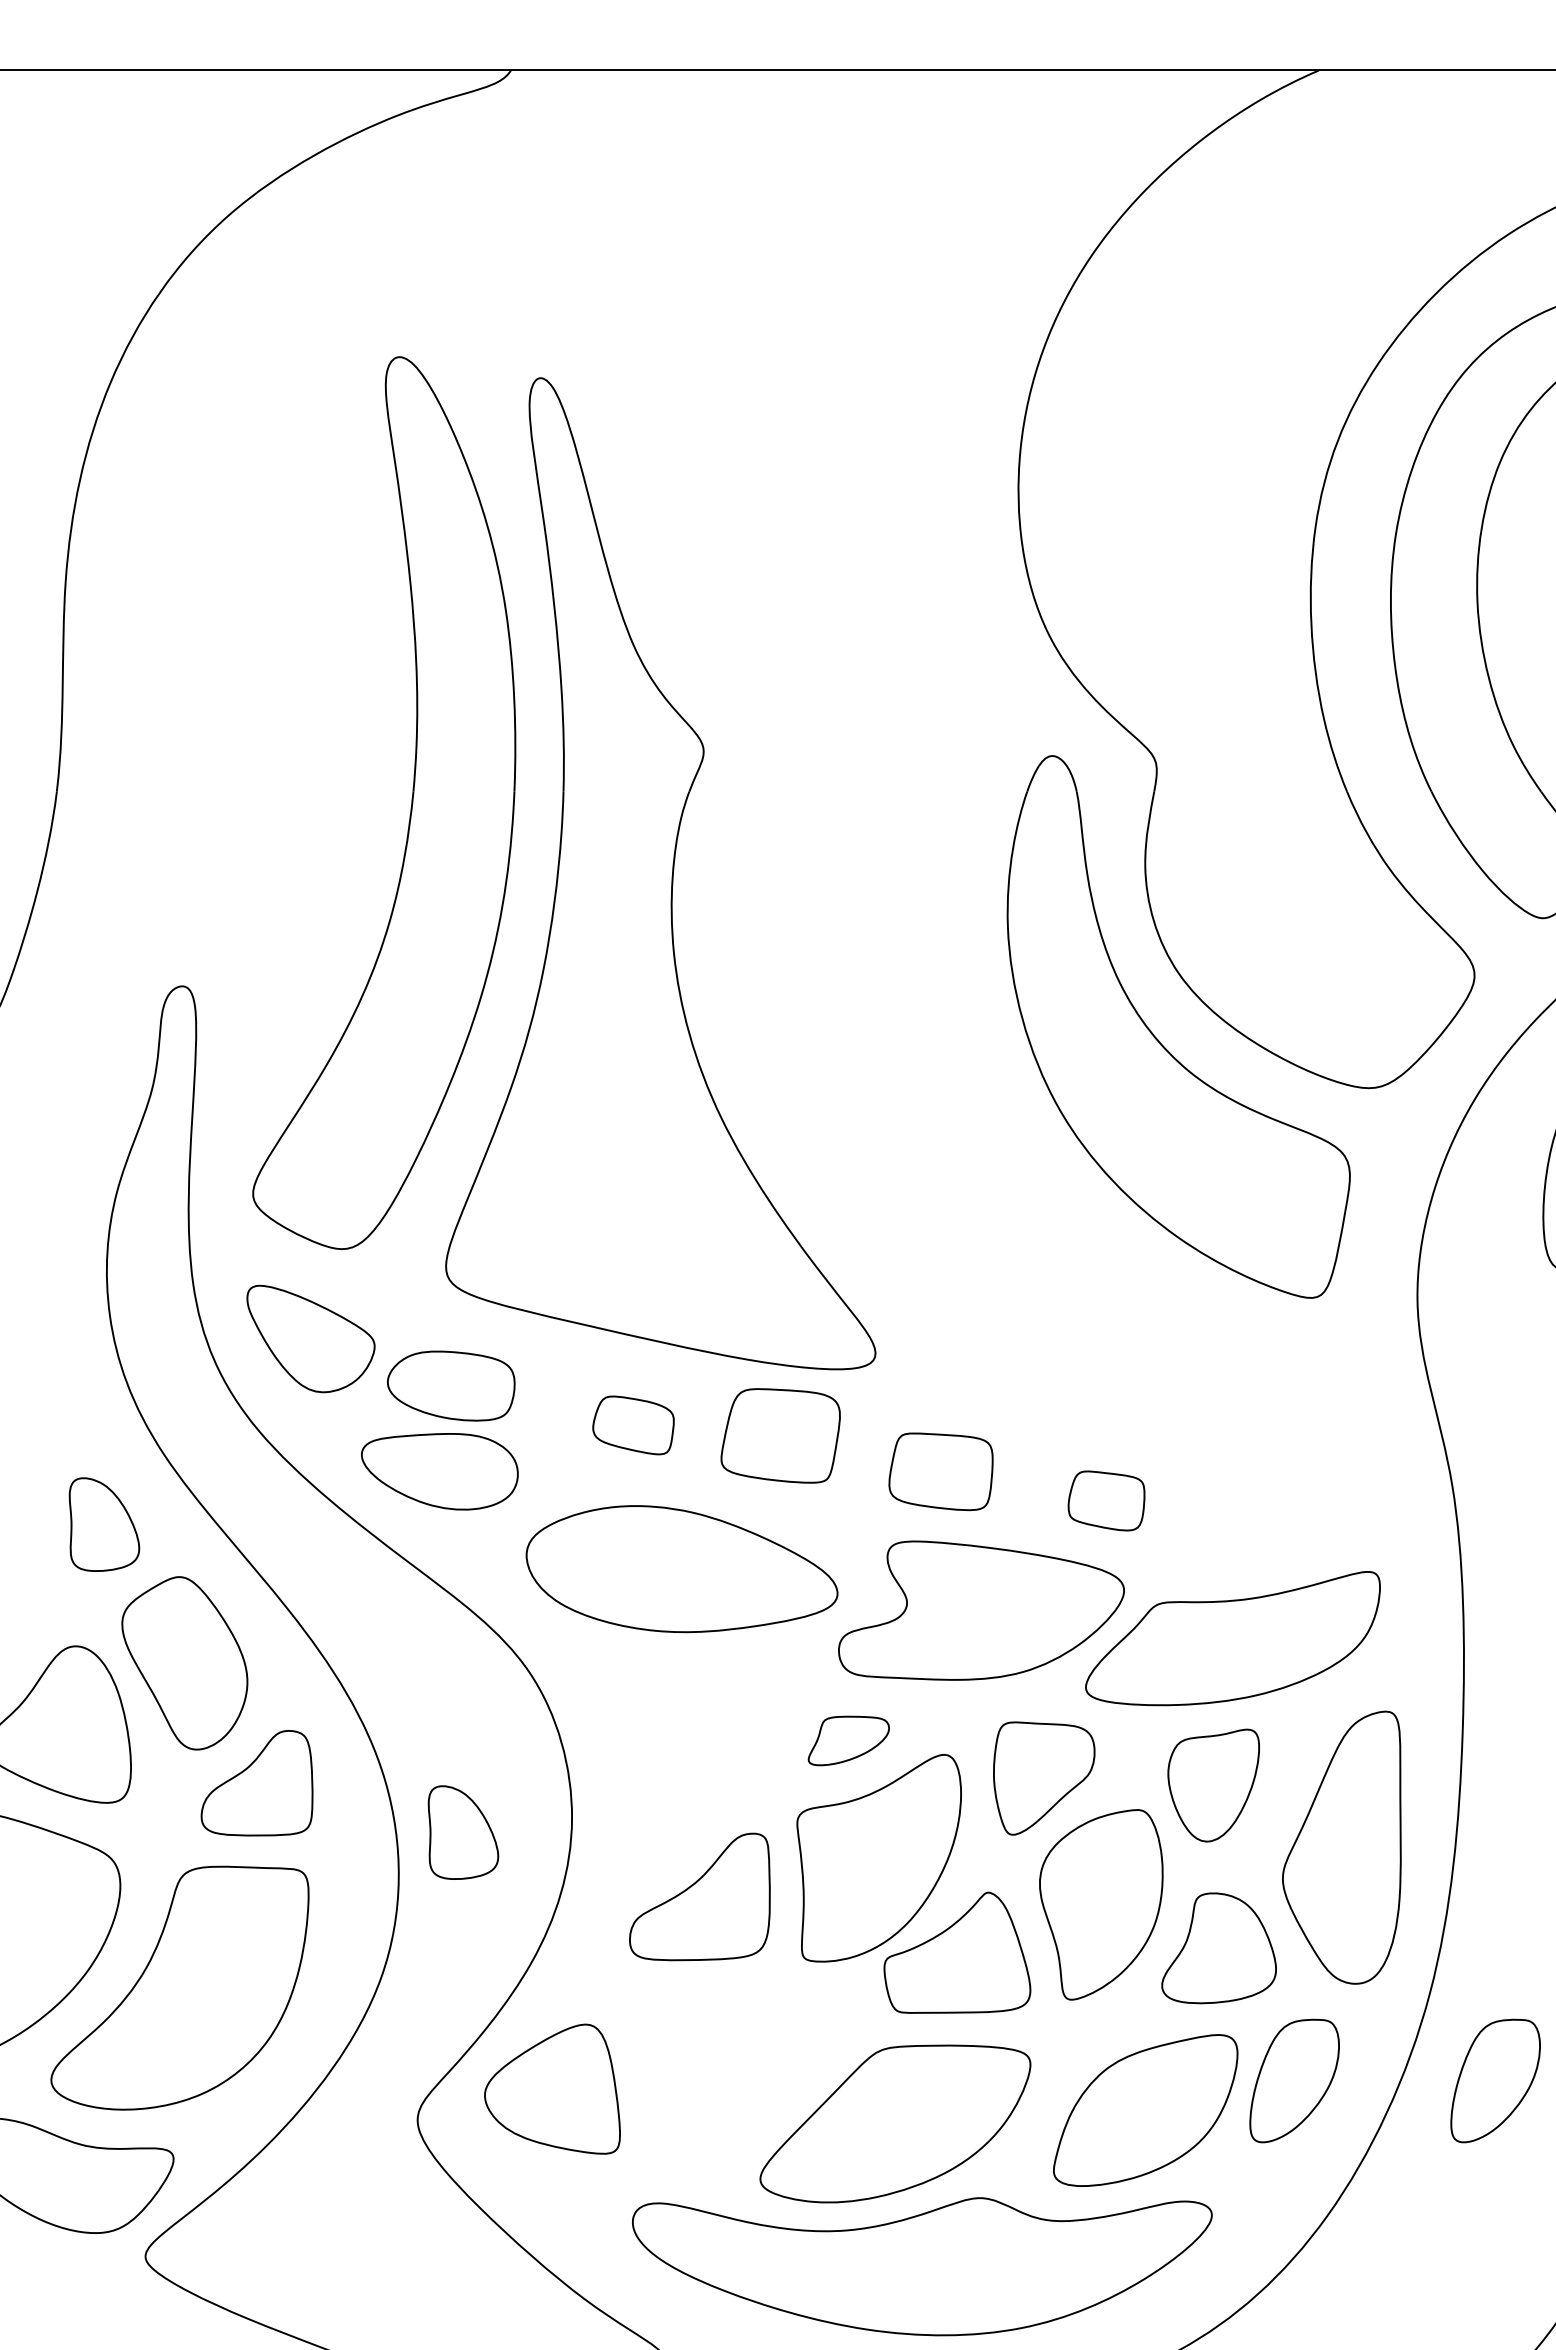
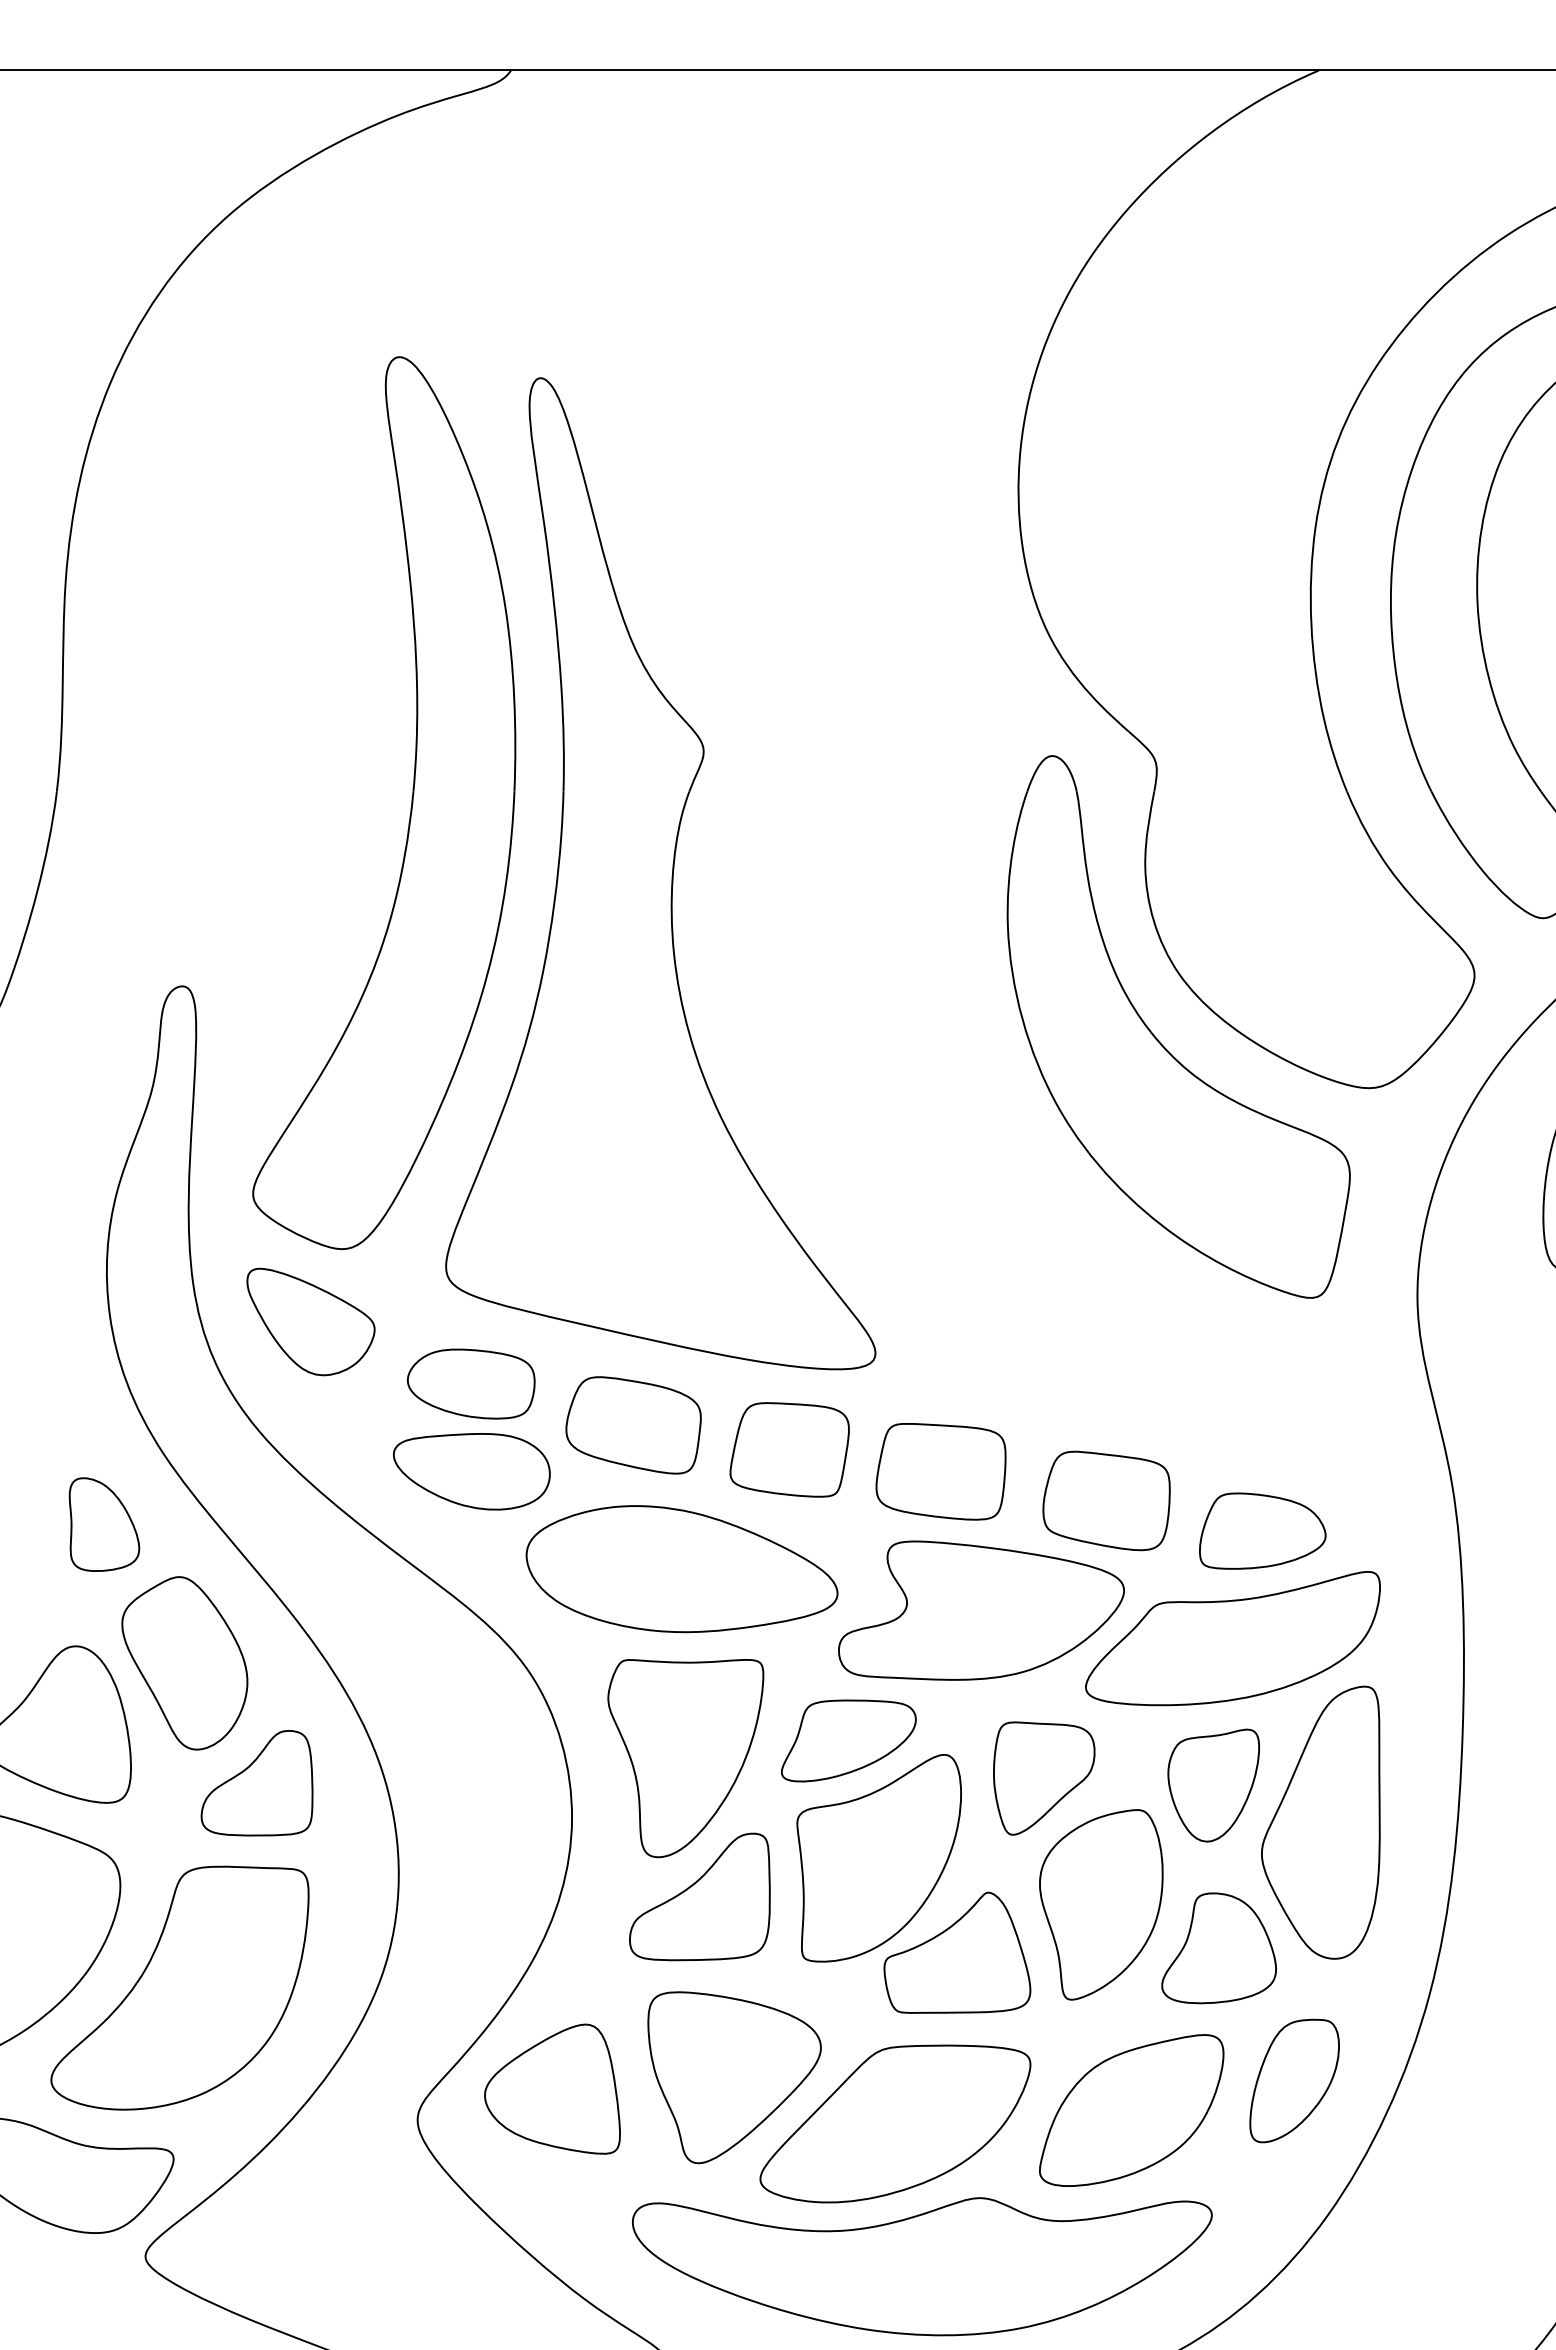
part position: (310, 1338) -> (310, 1321) (310, 1321)
part position: (451, 1385) -> (471, 1383) (471, 1383)
part size: 83x61 px -> 137x99 px (633, 1425)
part position: (780, 1435) -> (789, 1449) (789, 1449)
part position: (439, 1471) -> (471, 1471) (471, 1471)
part size: 106x80 px -> 132x98 px (940, 1471)
part size: 79x62 px -> 129x102 px (1106, 1500)
part: none -> present (1262, 1530)
part size: 84x52 px -> 136x84 px (848, 1740)
part: none -> present (685, 1758)
part: present -> none (463, 1832)
part position: (1341, 1847) -> (1320, 1822) (1320, 1822)
part: none -> present (734, 2077)
part: present -> none (1495, 2080)
part position: (1145, 2110) -> (1131, 2110) (1131, 2110)
